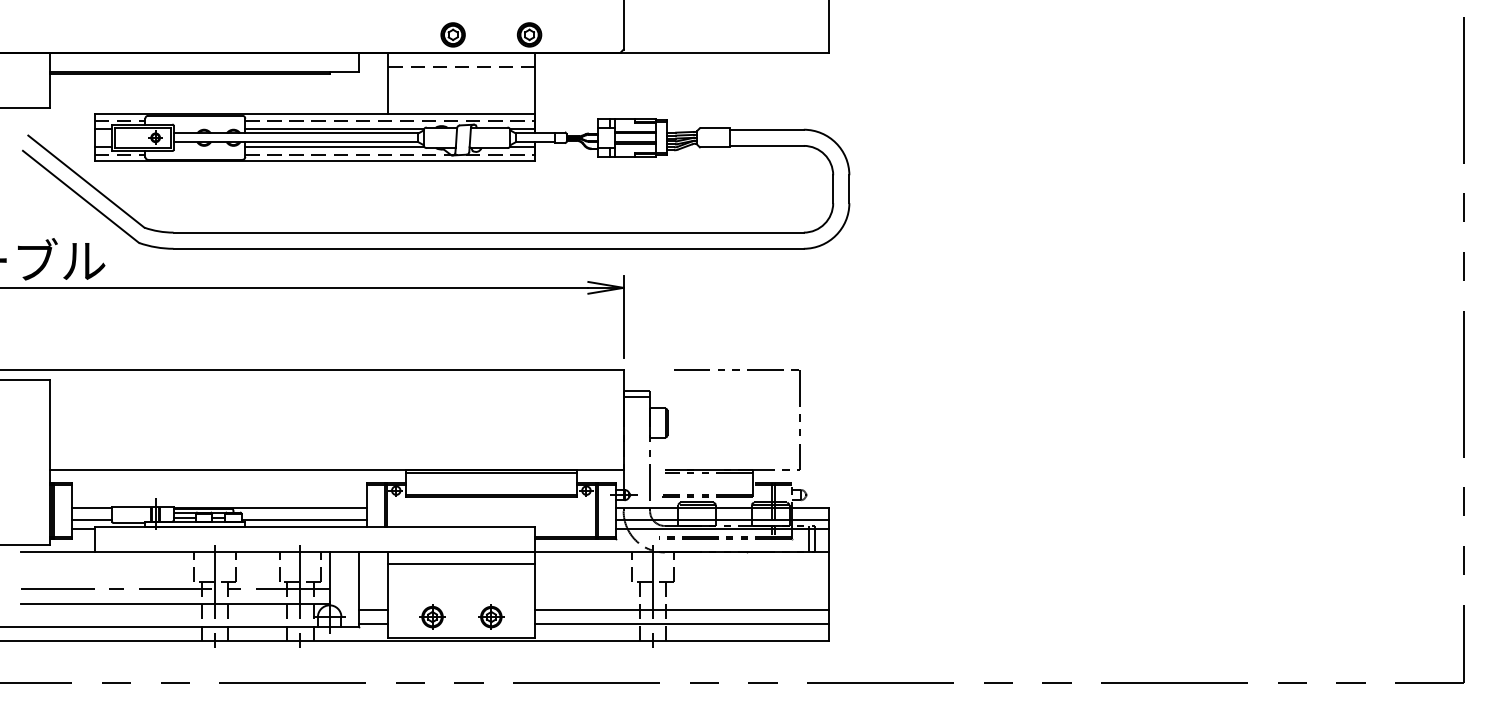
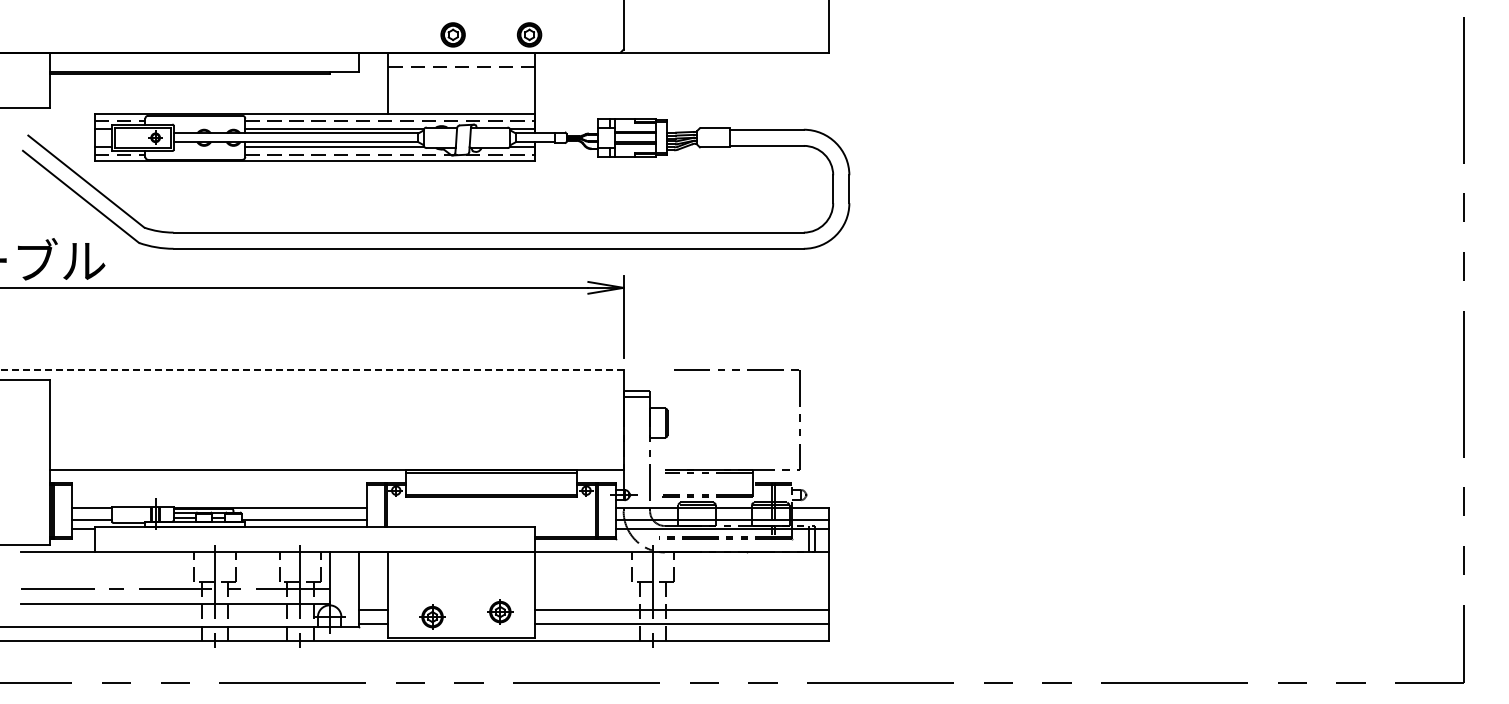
line: solid -> dashed (311, 370)
line: present -> none (461, 564)
part position: (491, 616) -> (500, 611) (500, 611)
